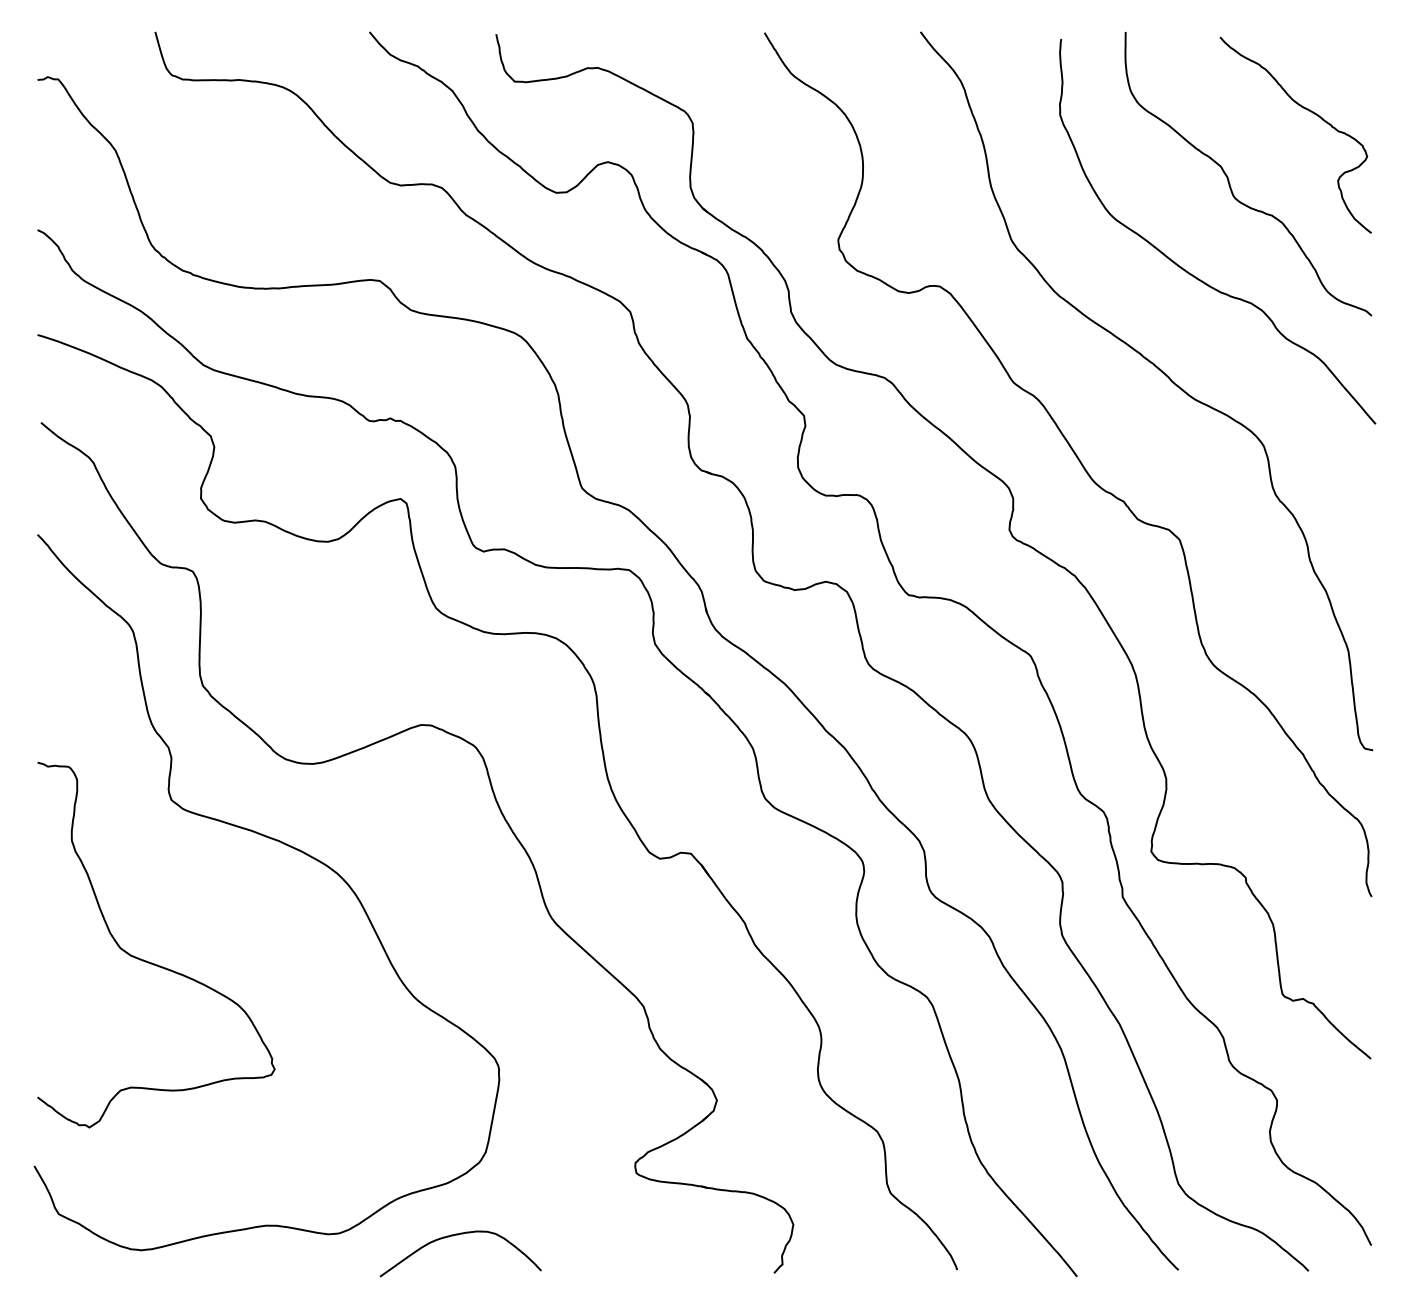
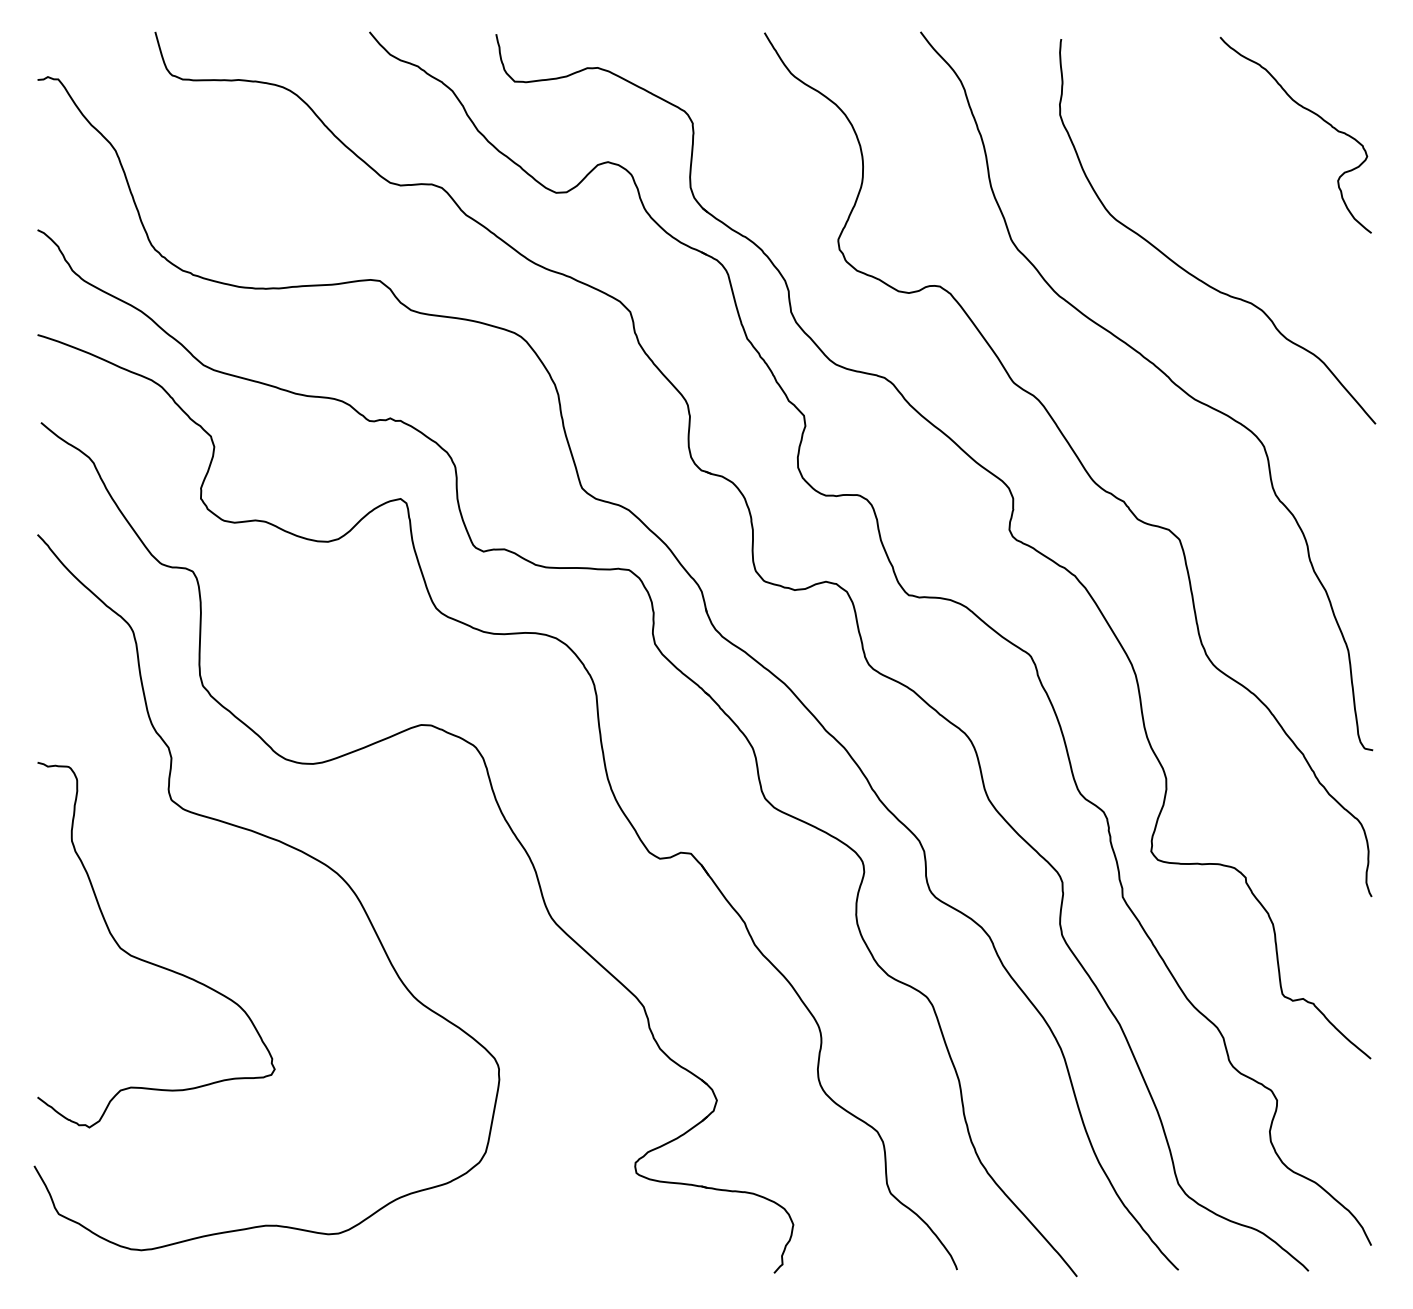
curve: present -> none (1229, 180)
curve: present -> none (458, 1235)
